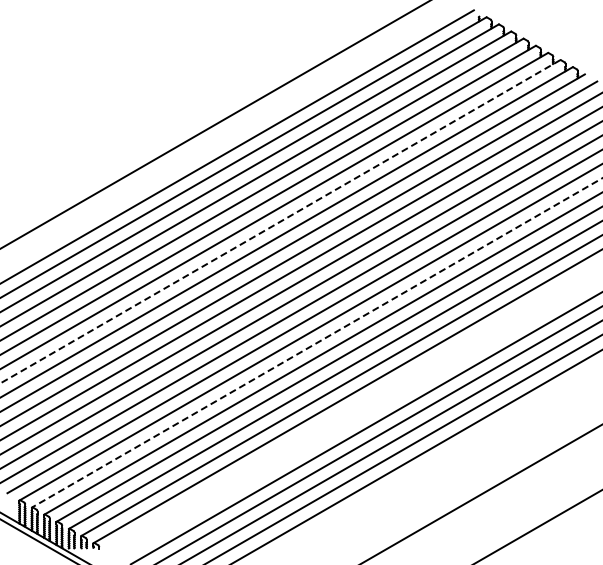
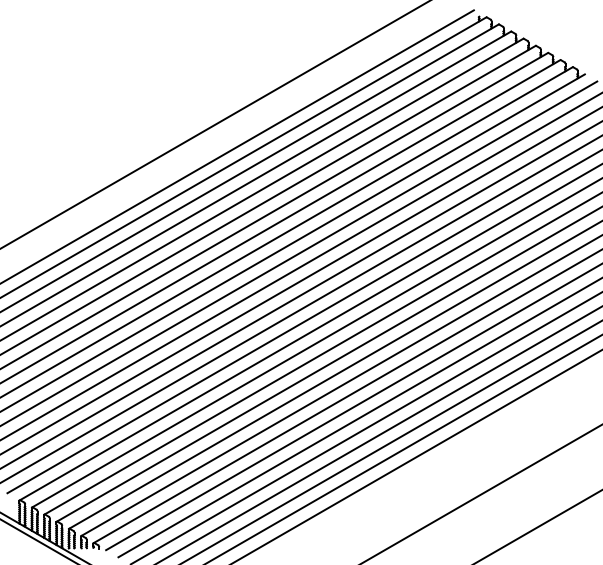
line: dashed -> solid (279, 221)
line: dashed -> solid (316, 343)
line: none -> present (352, 407)
line: none -> present (358, 418)
